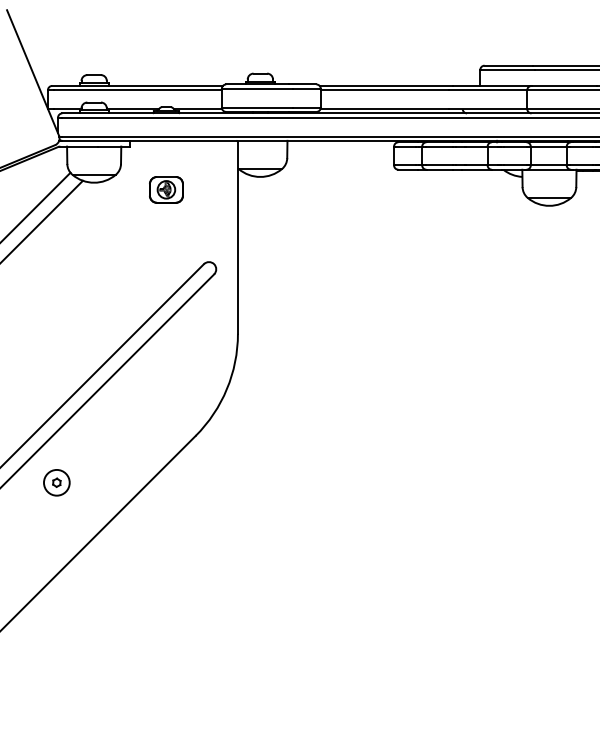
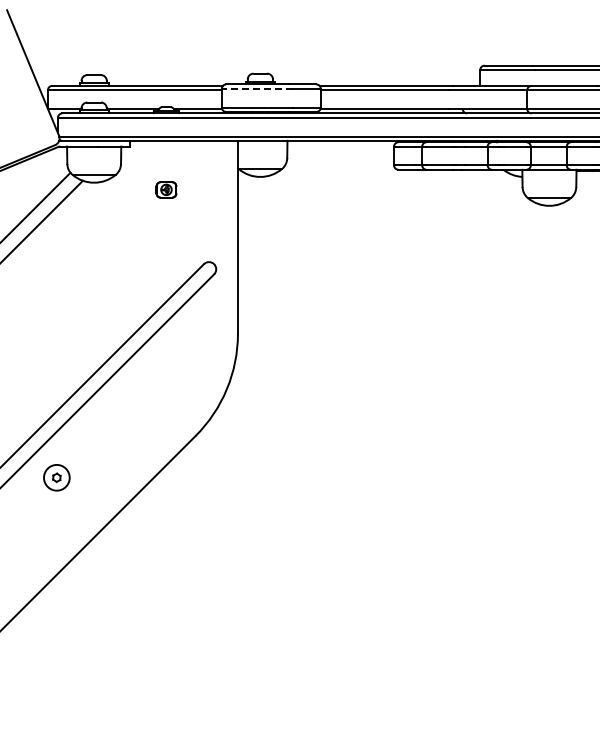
line: solid -> dashed (256, 88)
part size: 35x28 px -> 23x18 px (166, 189)
part position: (56, 482) -> (56, 477) (56, 477)
